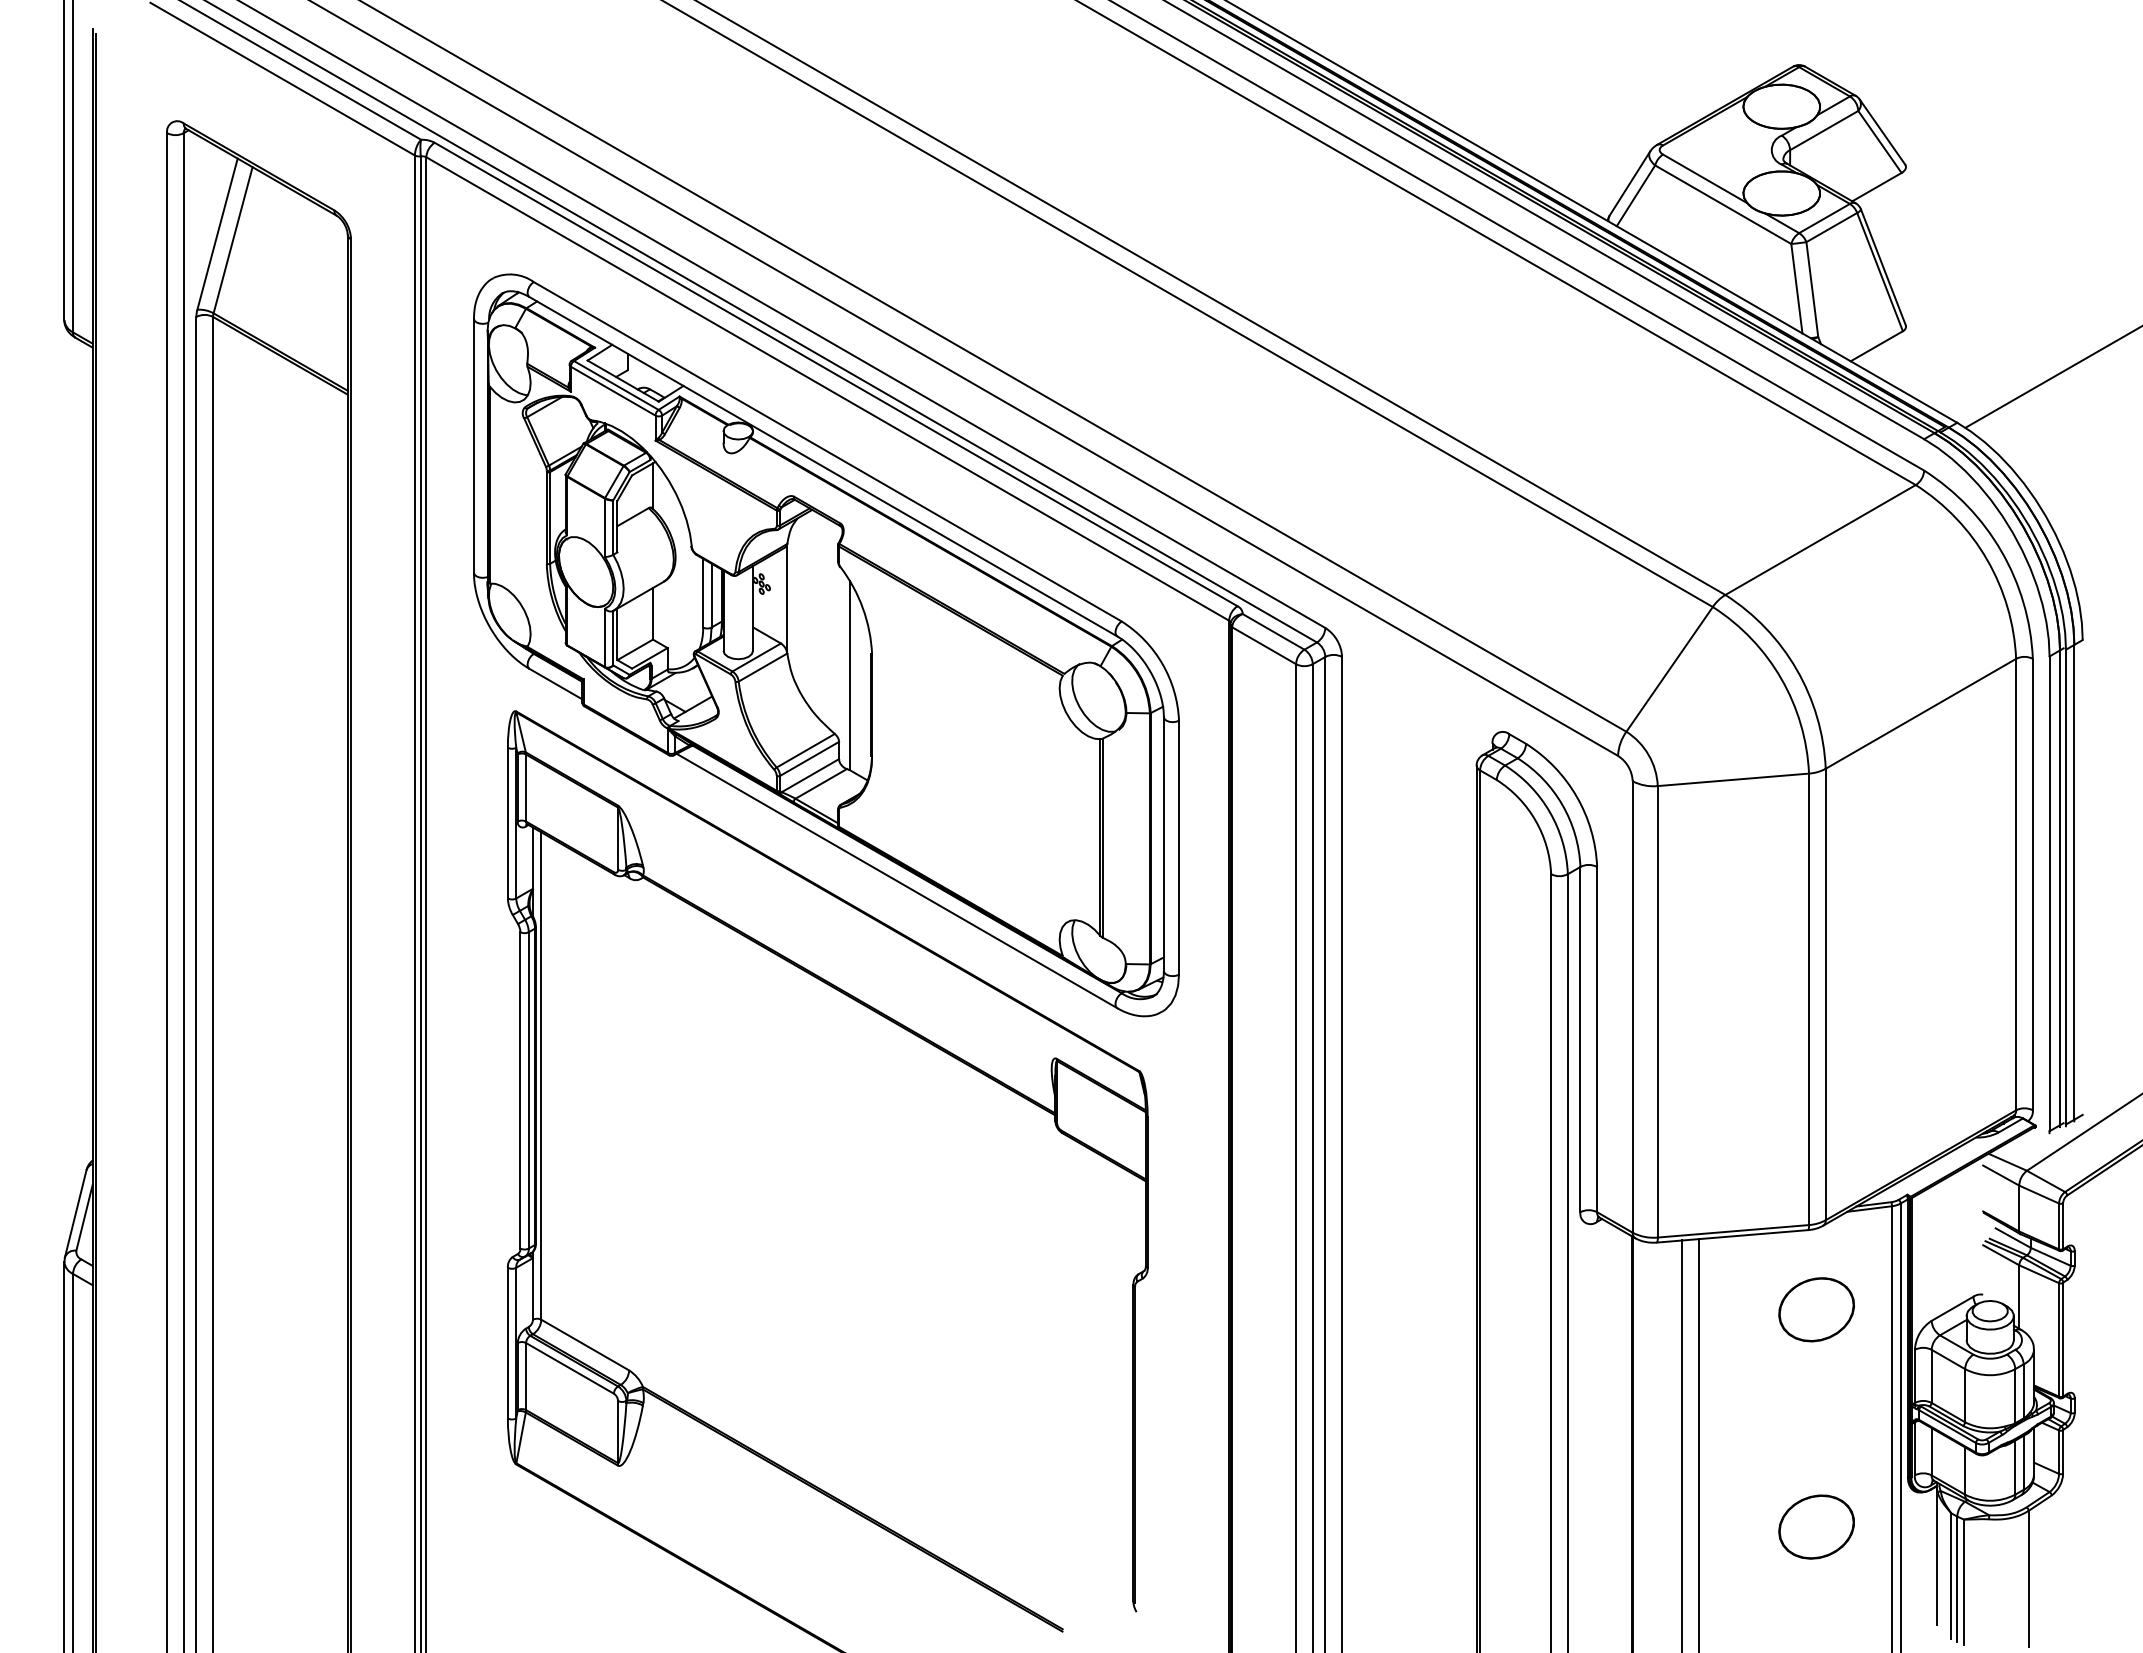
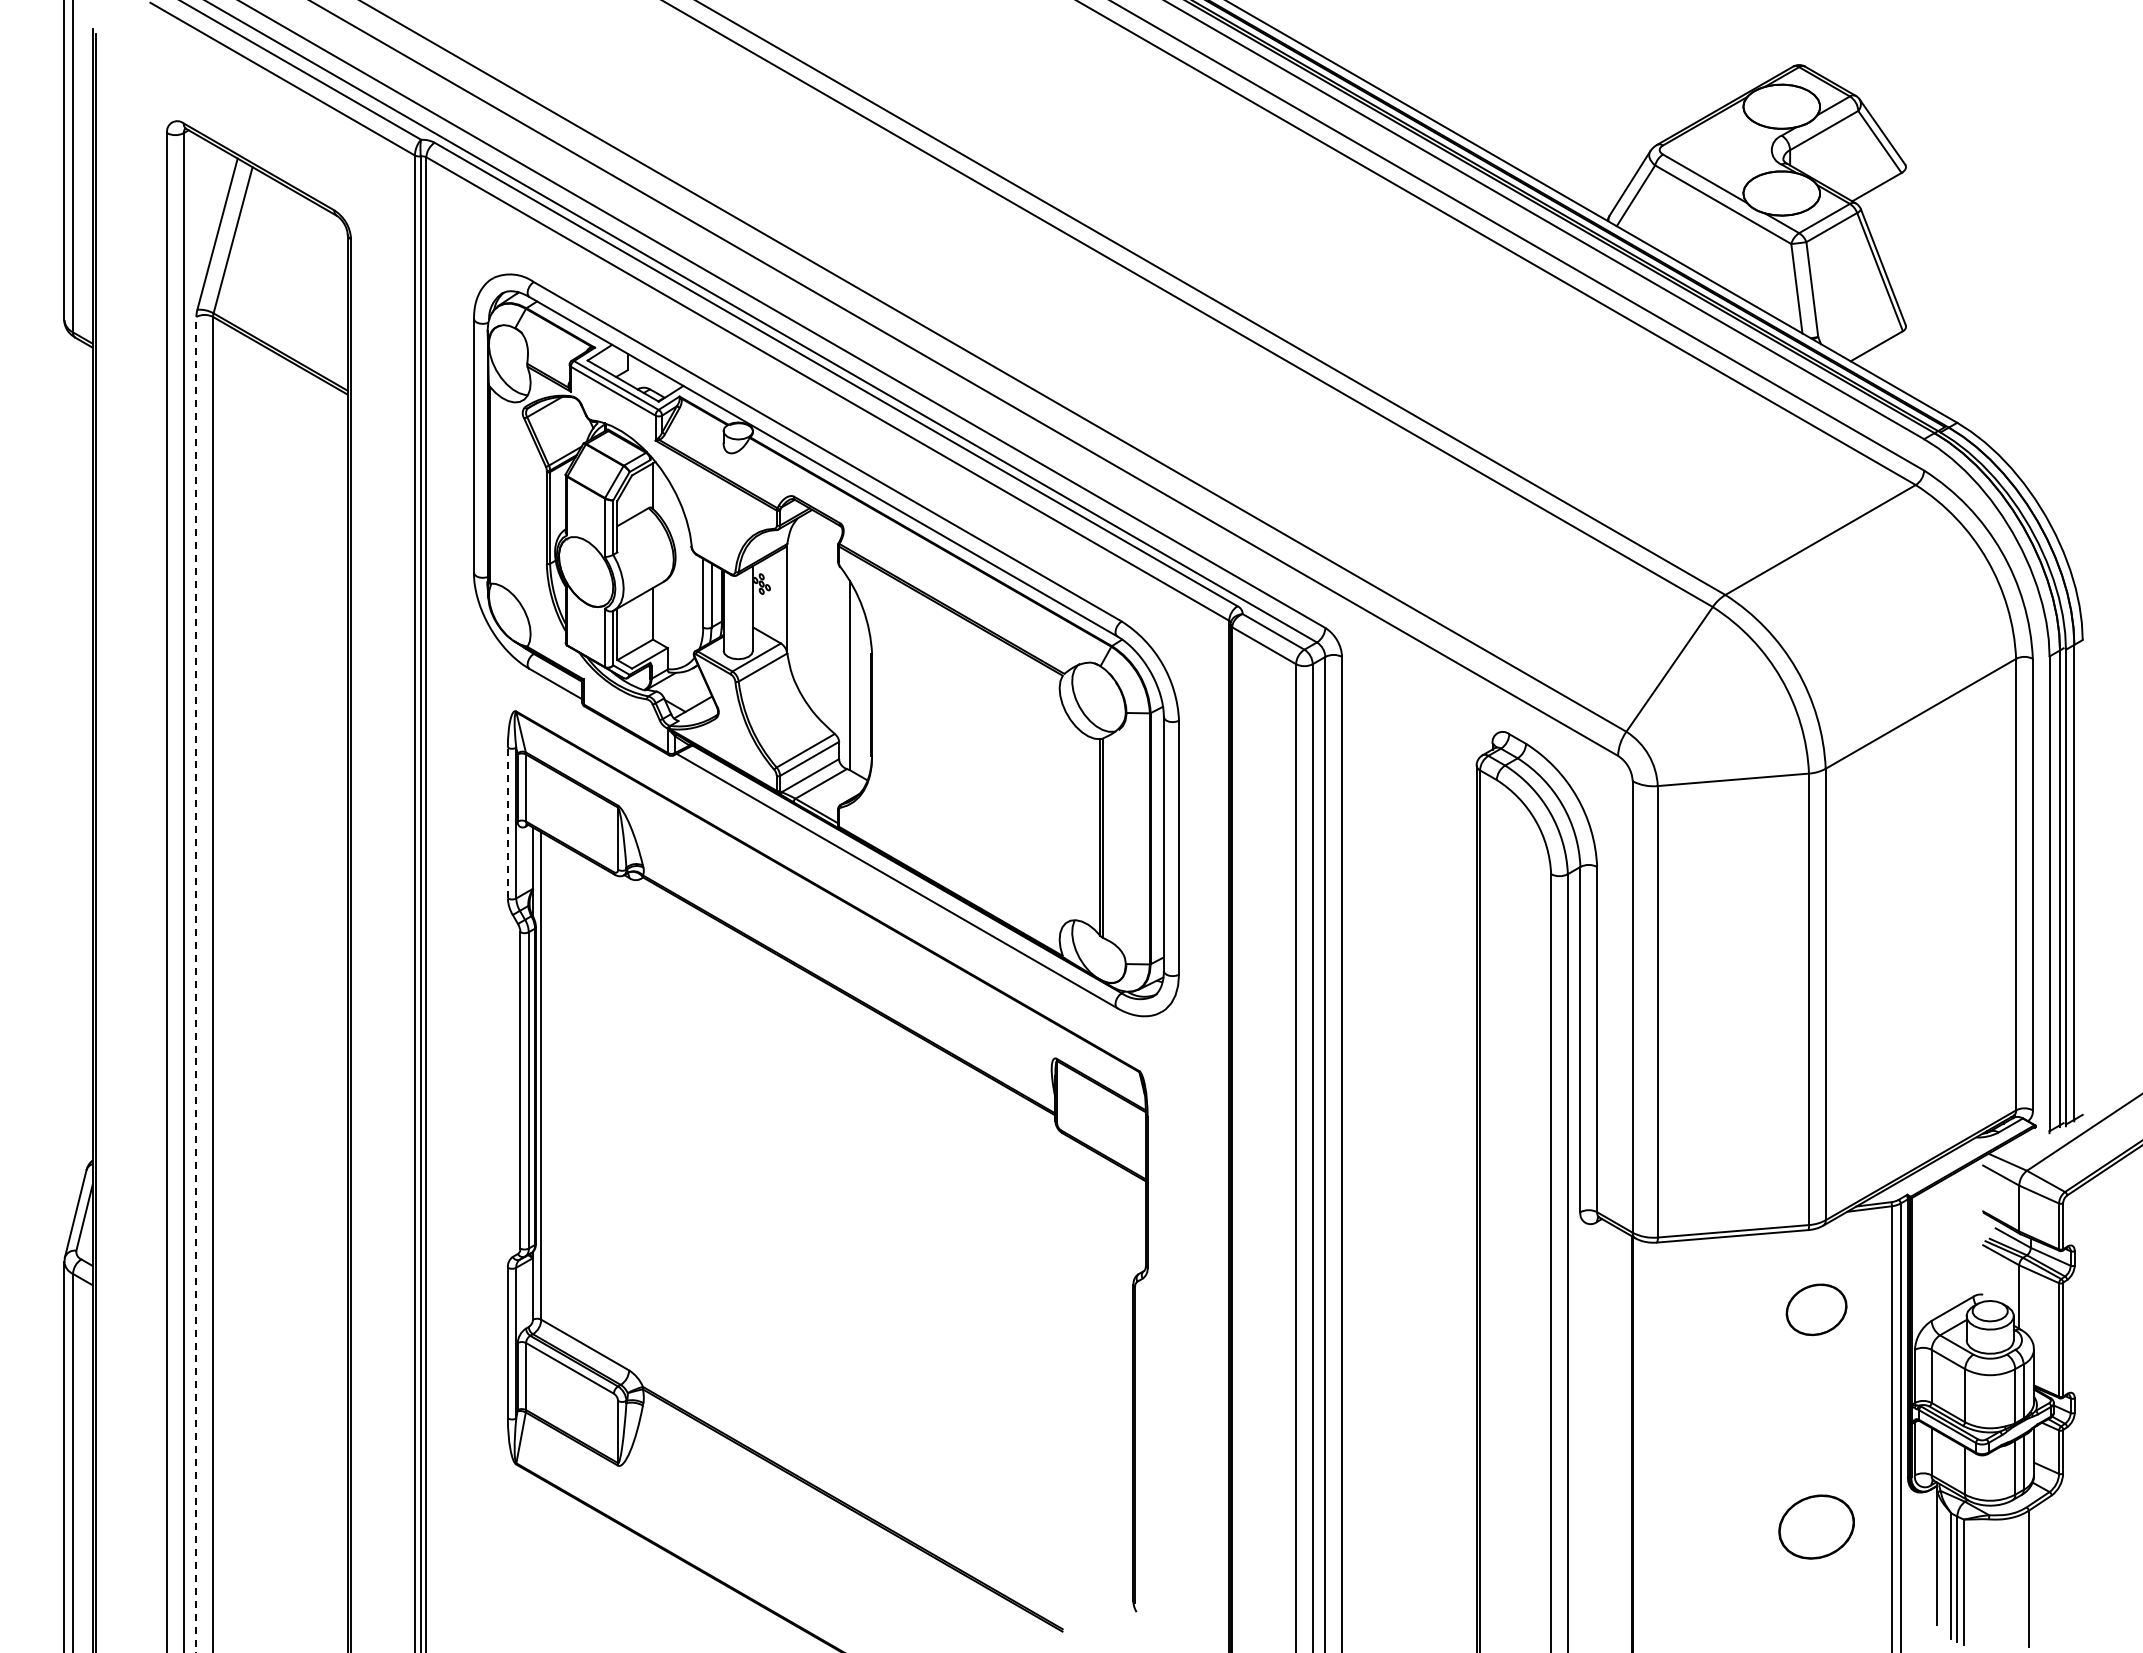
line: present -> none (2052, 377)
line: solid -> dashed (507, 822)
line: solid -> dashed (196, 984)
part size: 77x66 px -> 63x54 px (1816, 1309)
line: present -> none (1682, 1444)
line: present -> none (1698, 1444)
